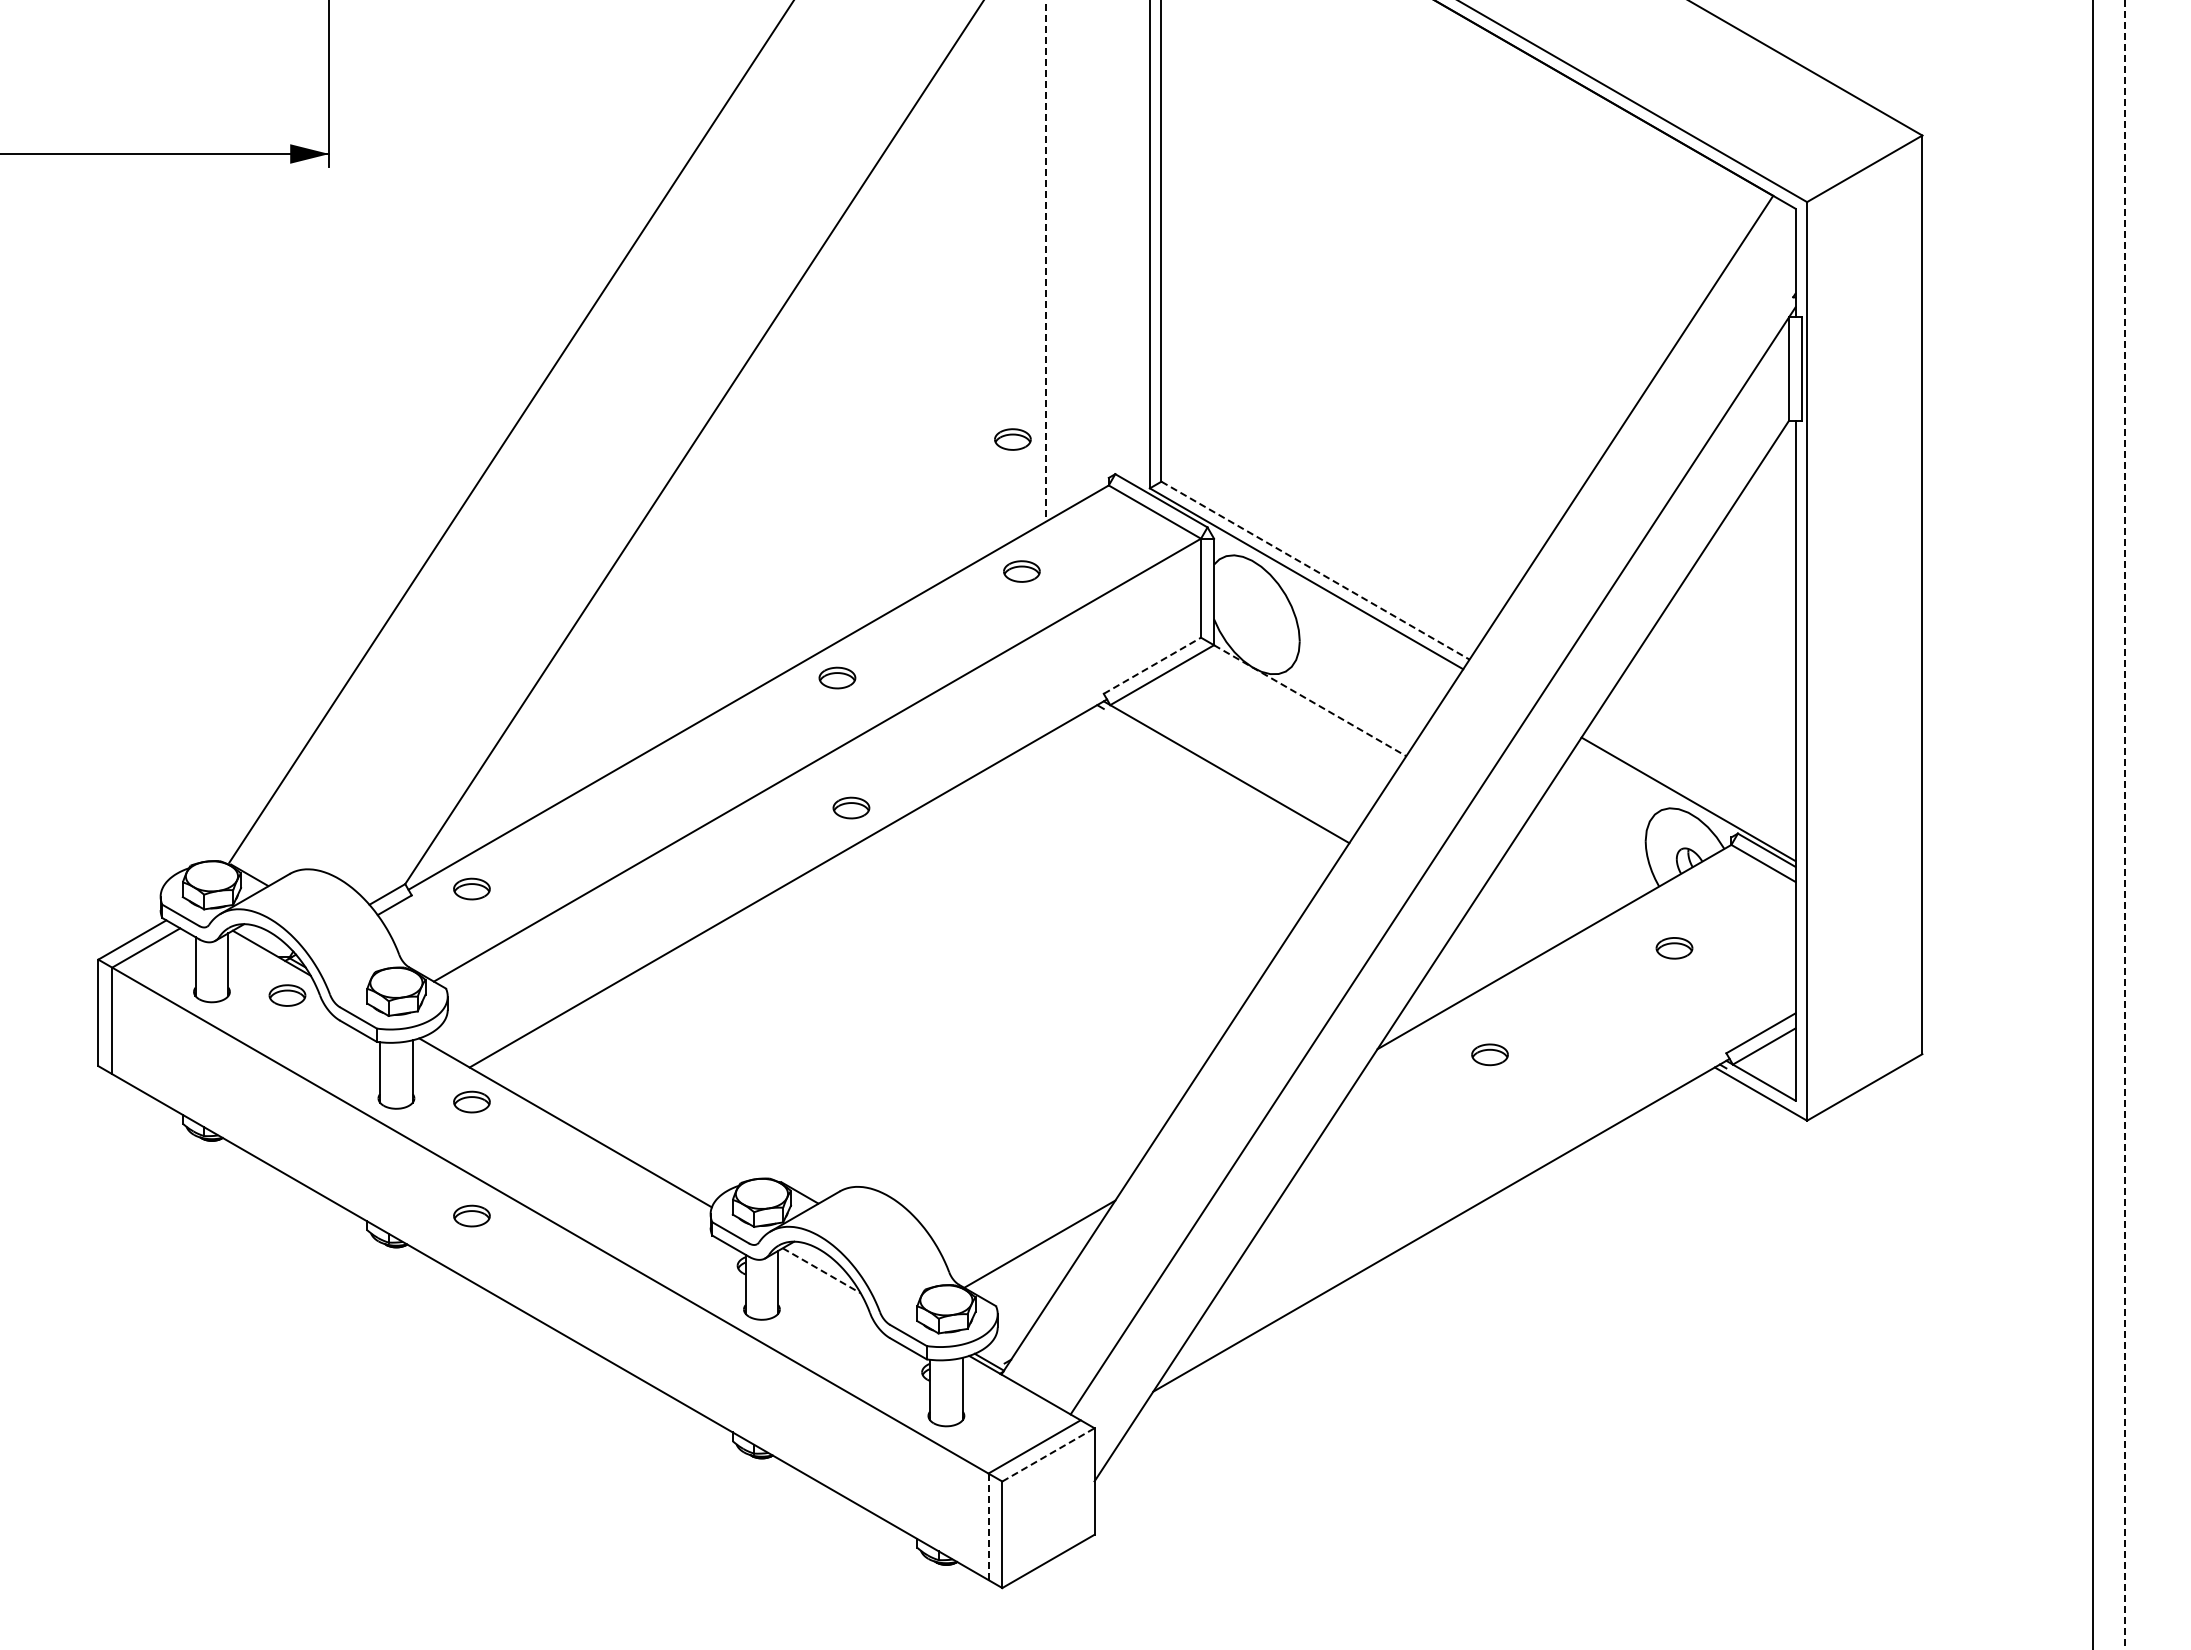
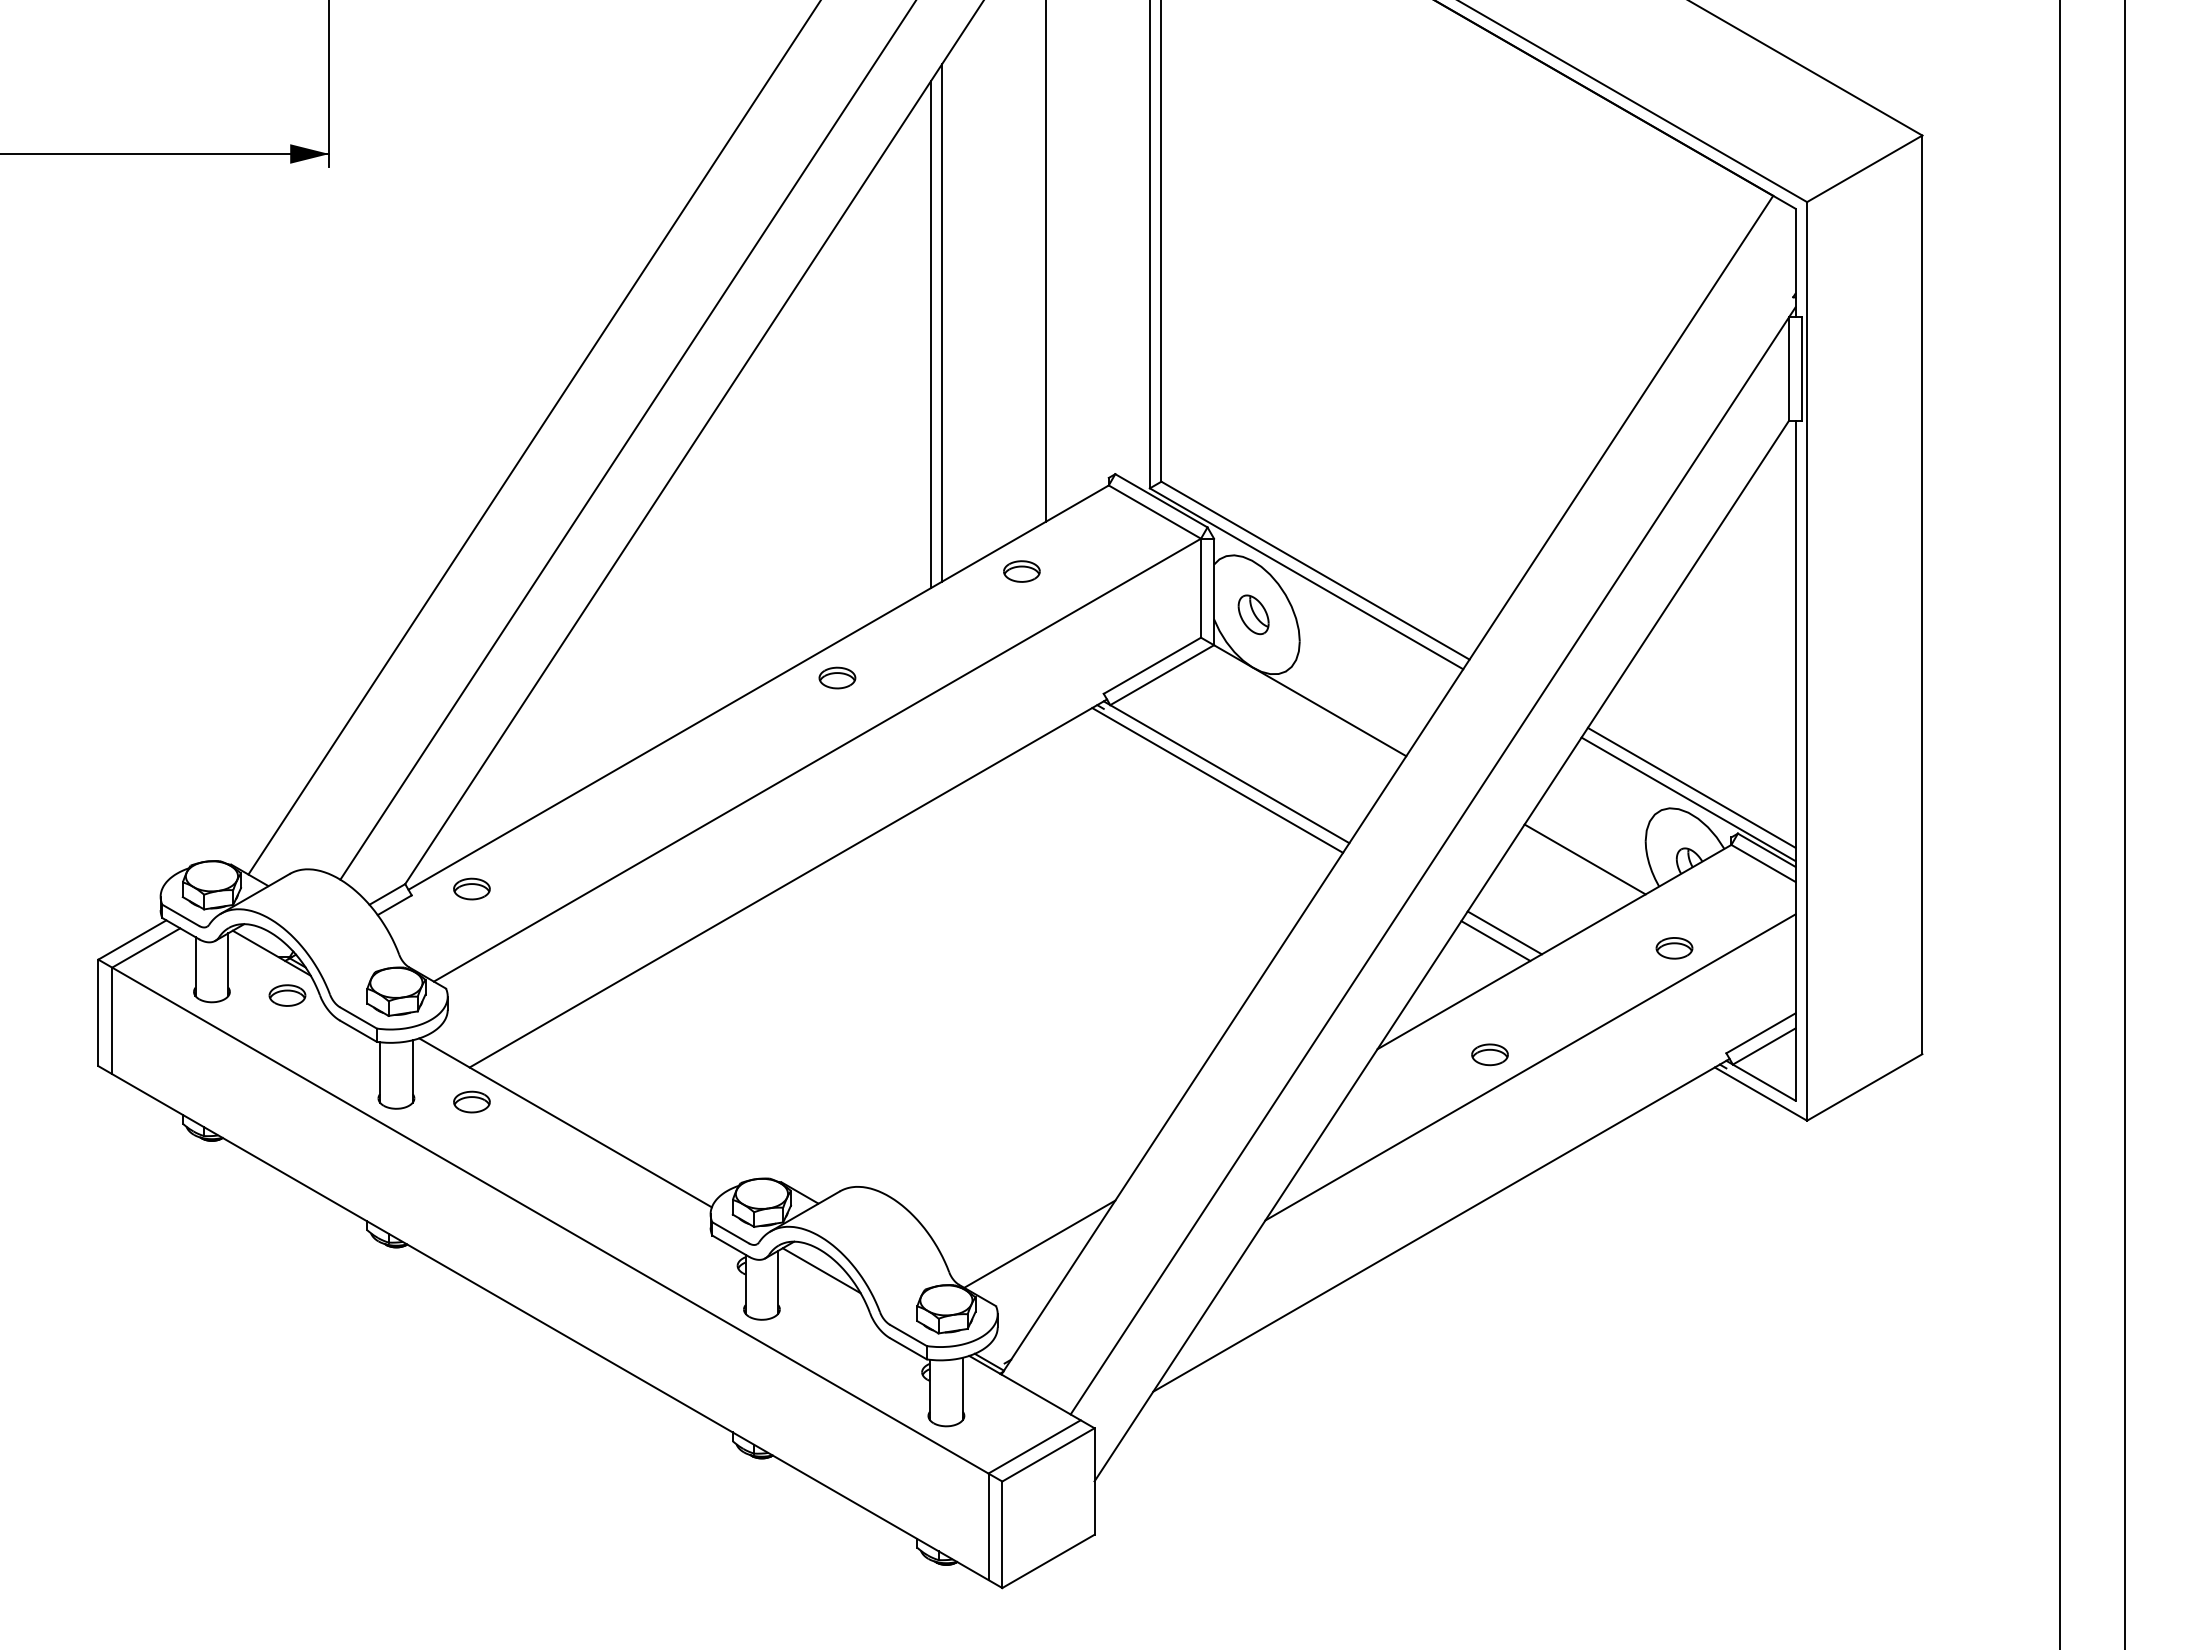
line: dashed -> solid (1046, 260)
line: none -> present (942, 322)
line: none -> present (930, 334)
line position: (510, 432) -> (533, 438) (533, 438)
part: present -> none (1012, 439)
line: none -> present (627, 440)
line: dashed -> solid (1315, 570)
part: none -> present (1253, 614)
line: dashed -> solid (1152, 665)
line: dashed -> solid (1310, 700)
line: none -> present (1217, 780)
line: none -> present (1691, 787)
part: present -> none (851, 807)
line position: (2093, 824) -> (2060, 824) (2060, 824)
line: dashed -> solid (2125, 824)
line: none -> present (1584, 859)
line: none -> present (1504, 932)
line: none -> present (1495, 940)
line: none -> present (1530, 1067)
part: present -> none (471, 1215)
line: dashed -> solid (822, 1271)
line: dashed -> solid (1048, 1454)
line: dashed -> solid (988, 1527)
